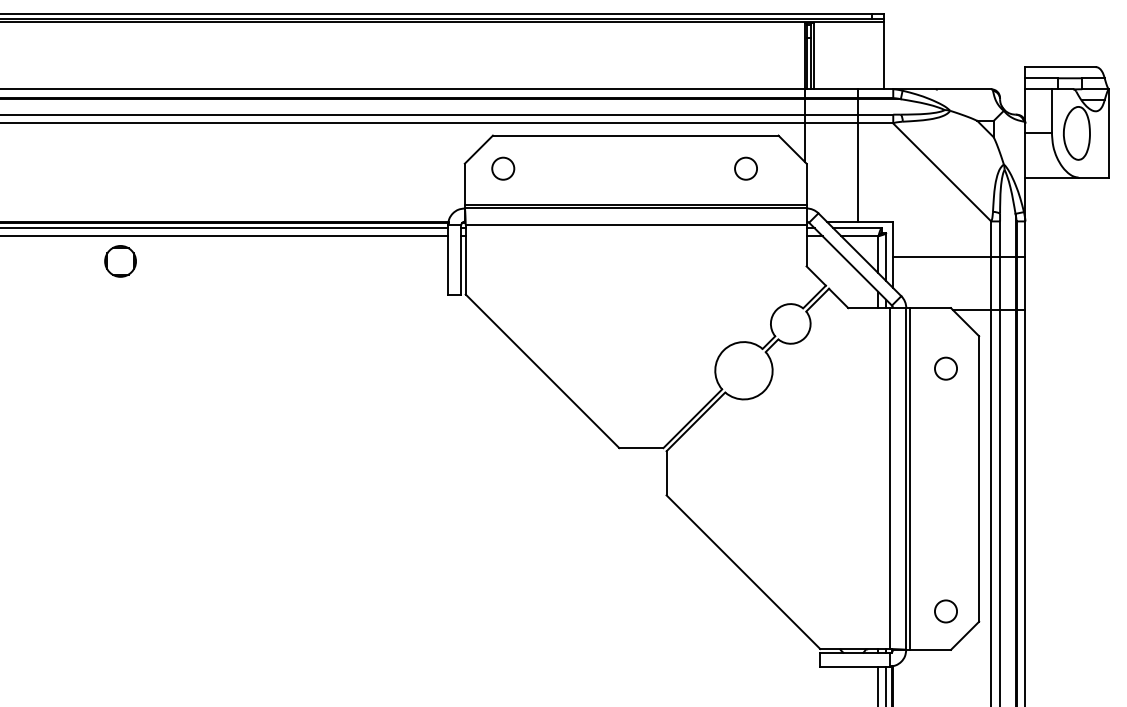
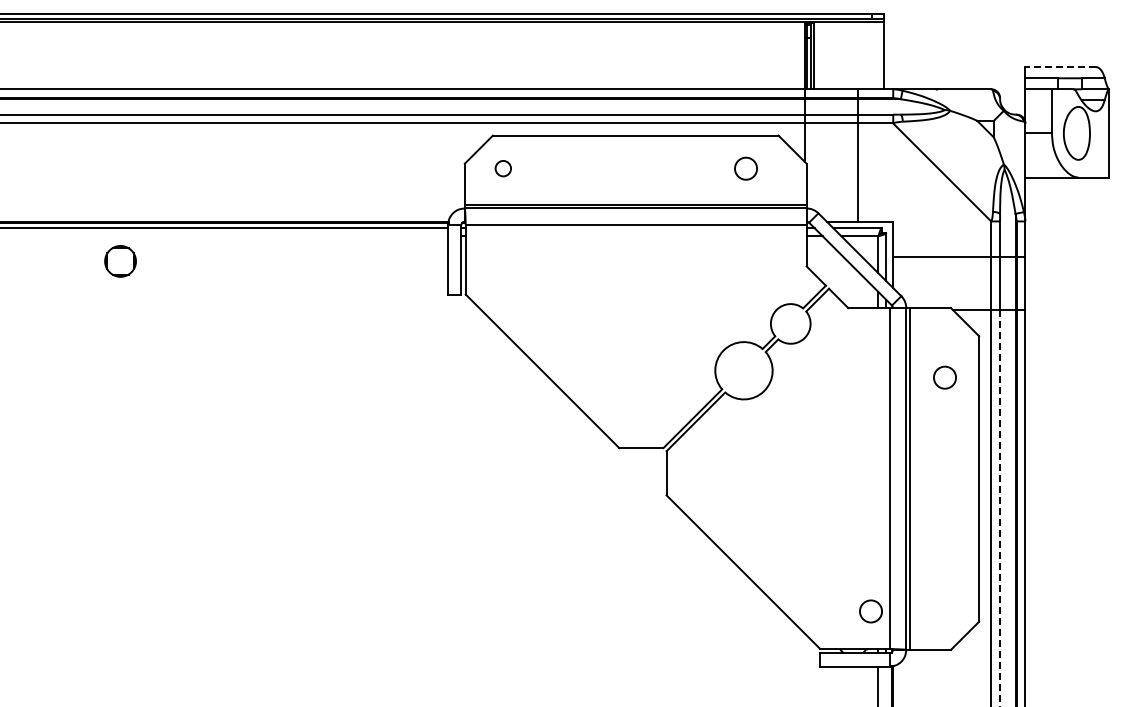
line: solid -> dashed (1060, 67)
circle size: 25x25 px -> 18x18 px (502, 168)
line: present -> none (225, 236)
circle position: (945, 368) -> (944, 377) (944, 377)
line: solid -> dashed (1000, 508)
circle position: (945, 611) -> (870, 611) (870, 611)
line: present -> none (886, 684)
